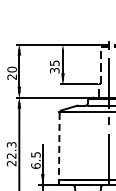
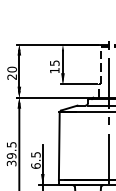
text: 35 -> 15 (54, 70)
line: dashed -> solid (59, 146)
text: 22.3 -> 39.5 (11, 154)
